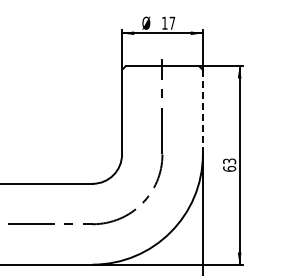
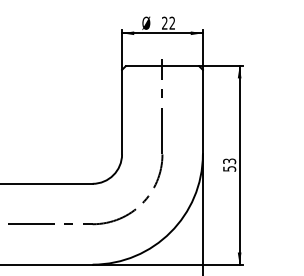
text: 17 -> 22 (168, 22)
line: dashed -> solid (202, 111)
text: 63 -> 53 (229, 168)
